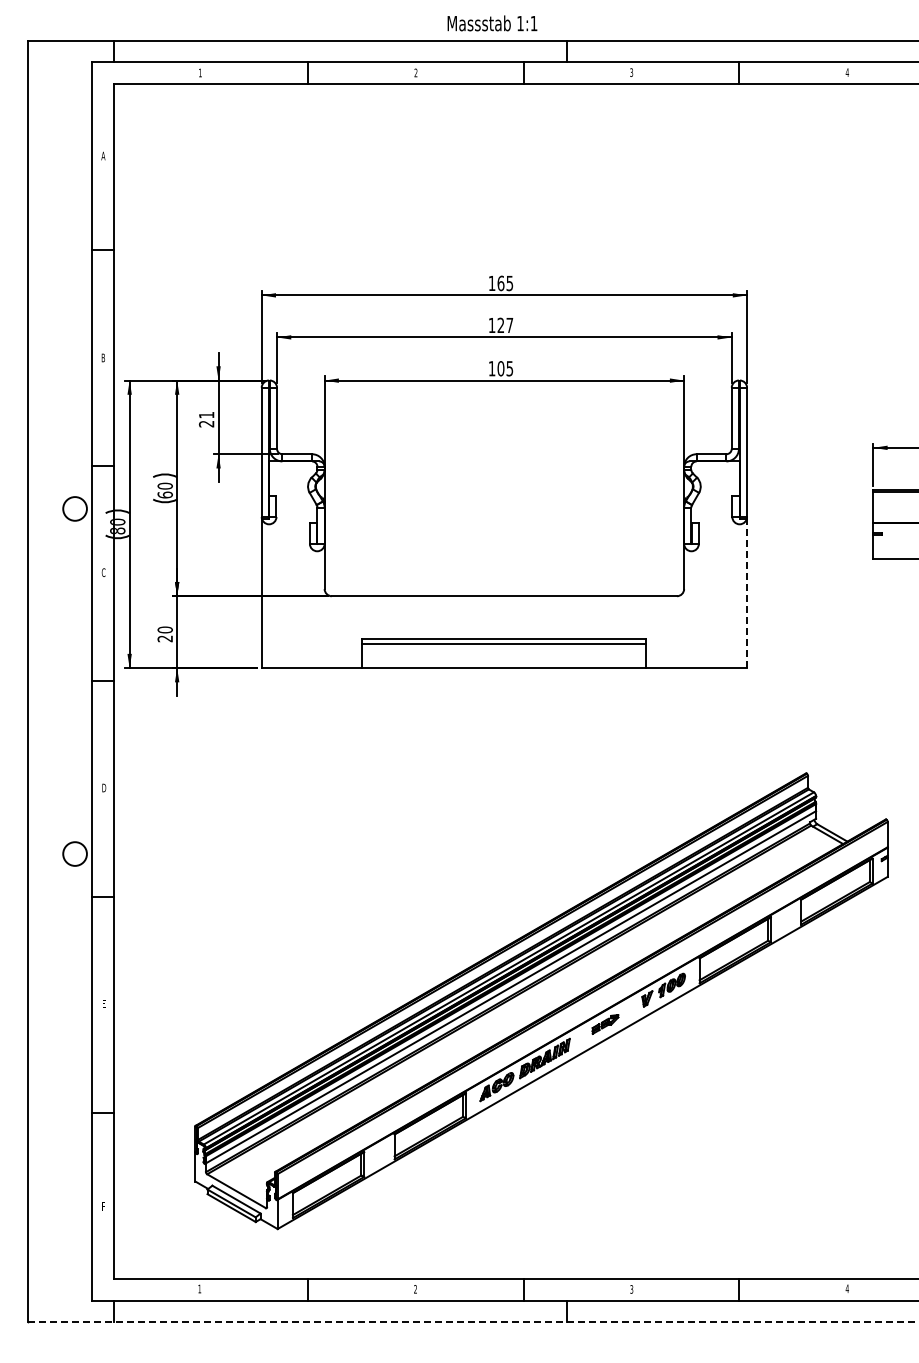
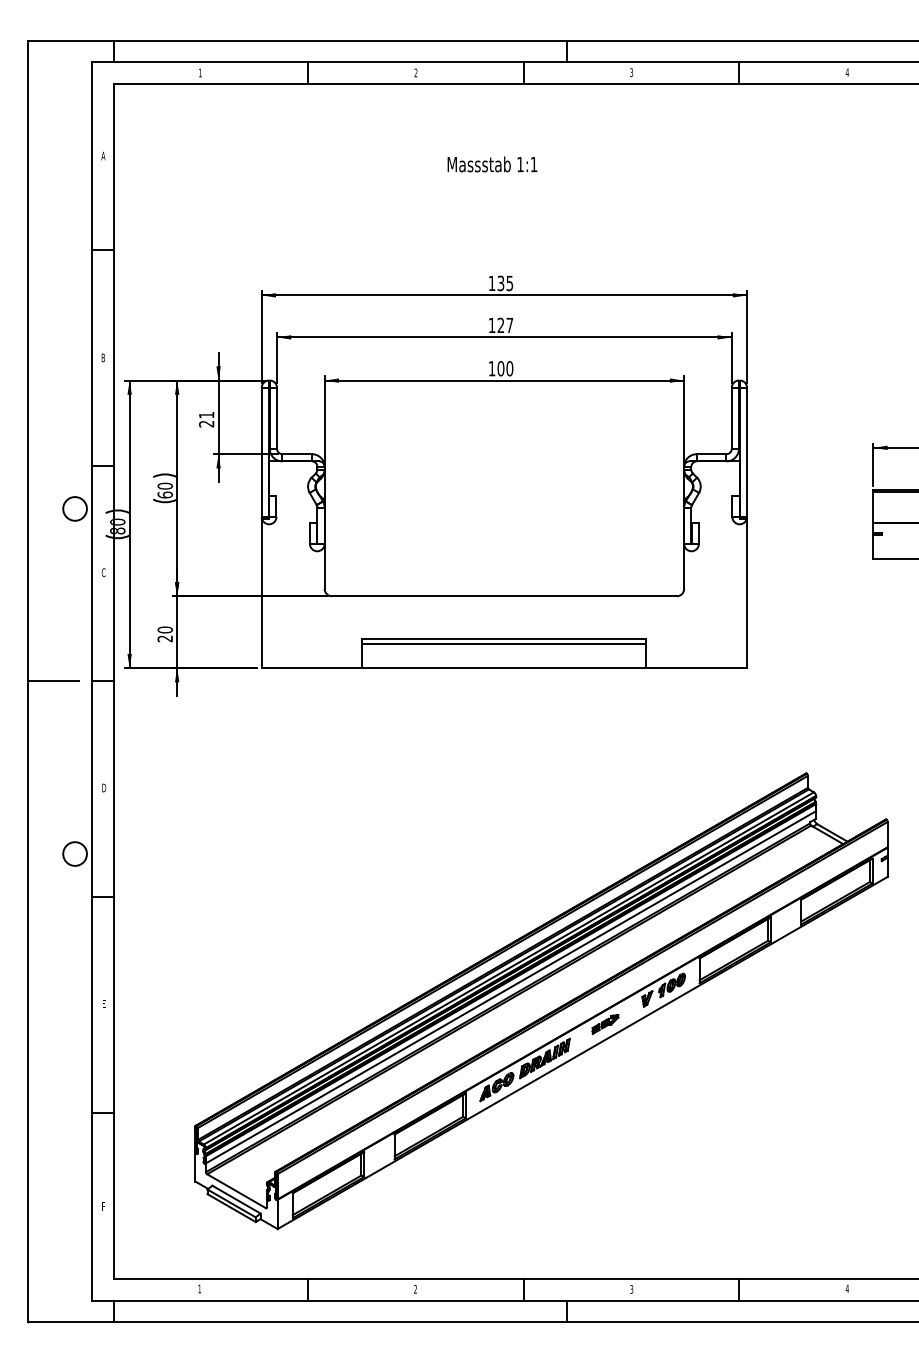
text position: (492, 23) -> (492, 164) (492, 164)
text: 165 -> 135 (500, 283)
text: 105 -> 100 (509, 368)
line: dashed -> solid (747, 593)
line: none -> present (53, 681)
line: dashed -> solid (473, 1322)
